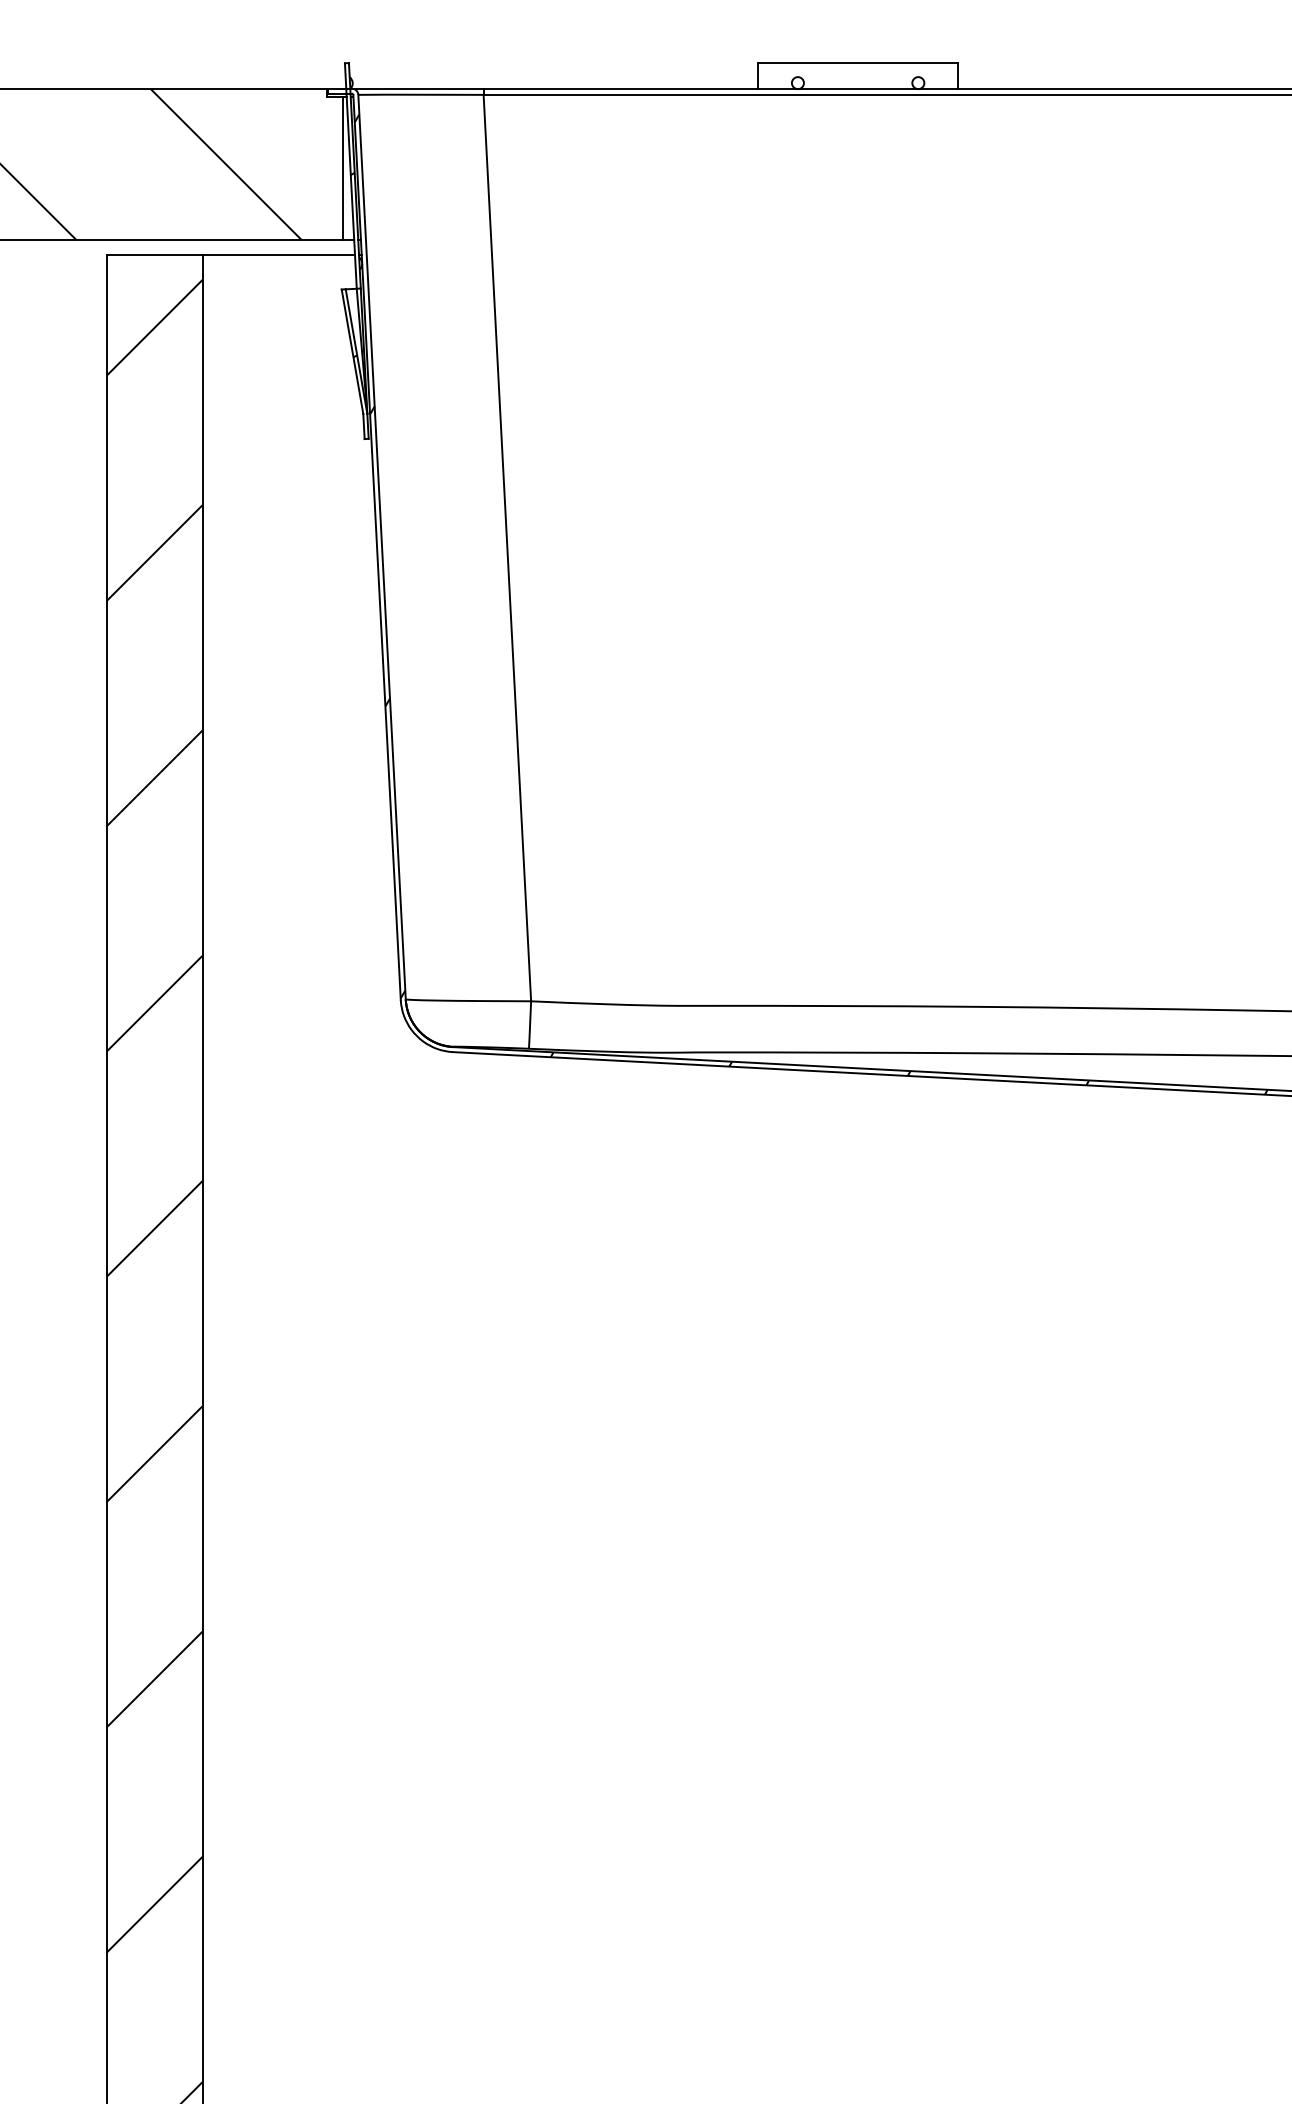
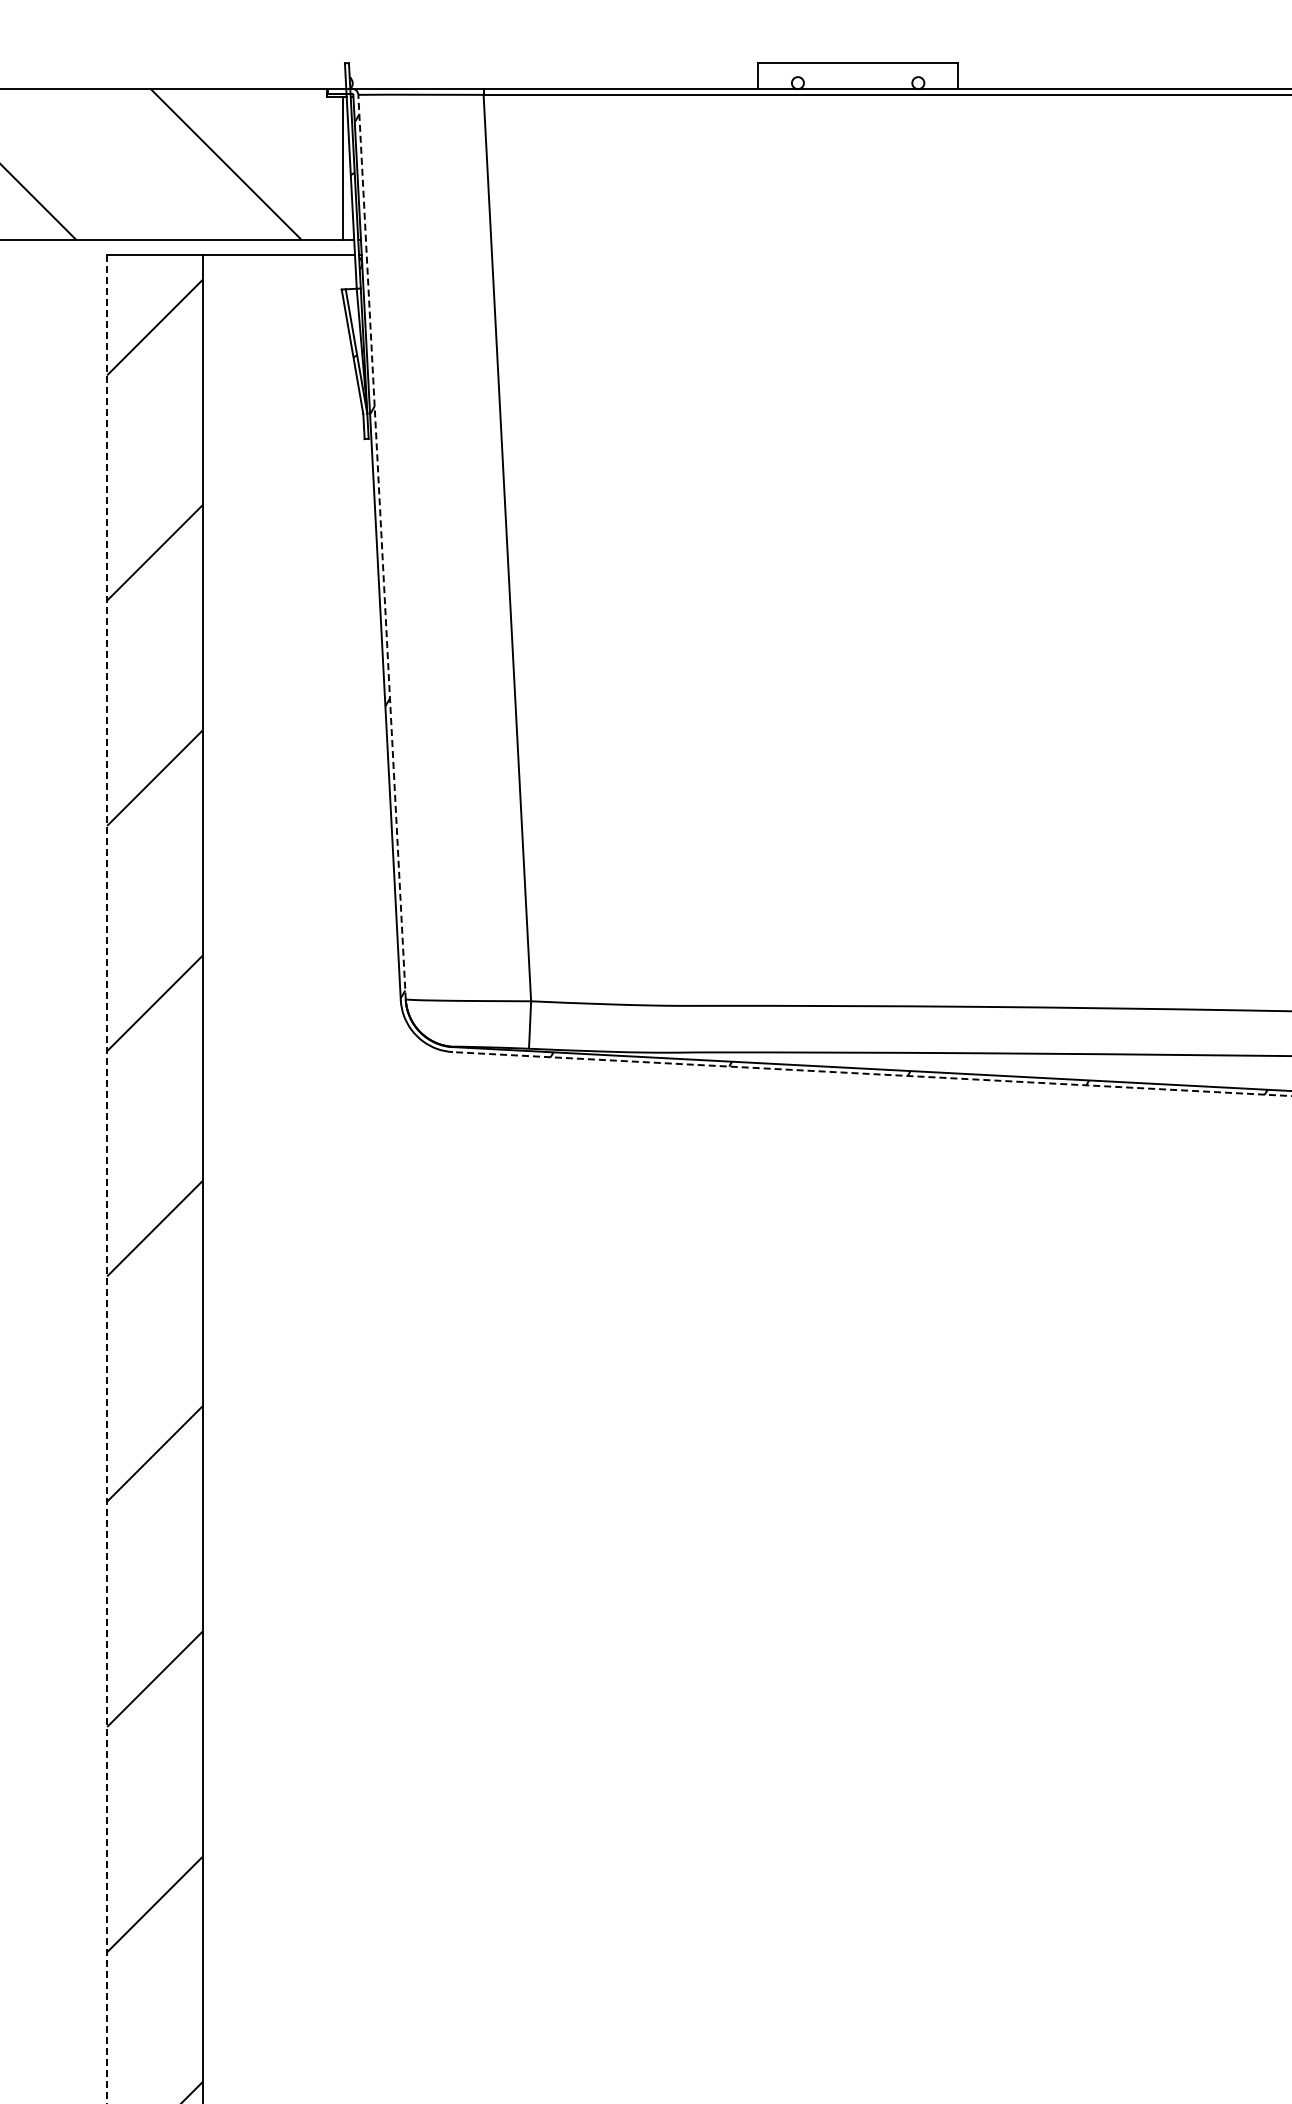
line: solid -> dashed (382, 546)
line: solid -> dashed (871, 1074)
line: solid -> dashed (107, 1179)
